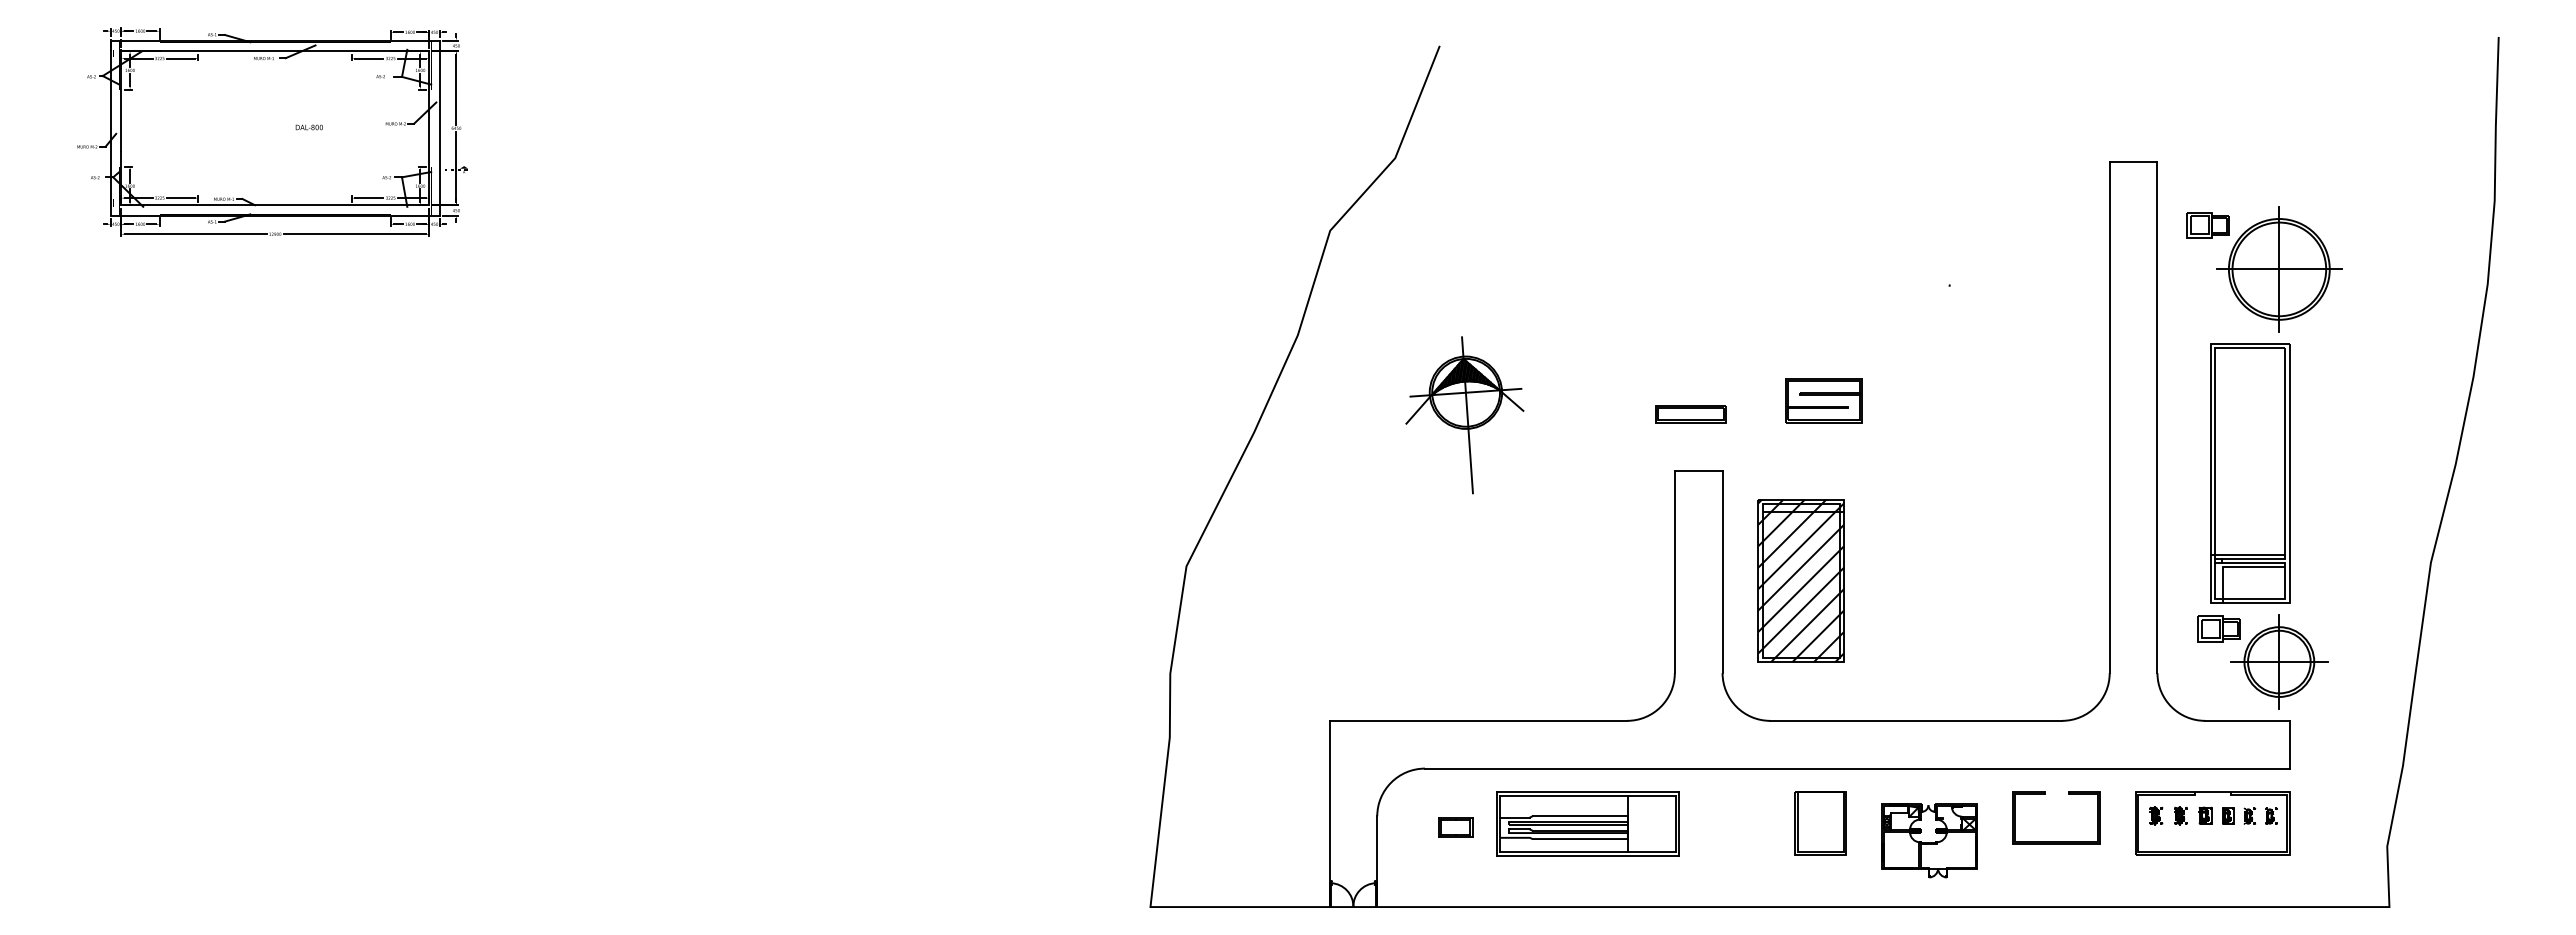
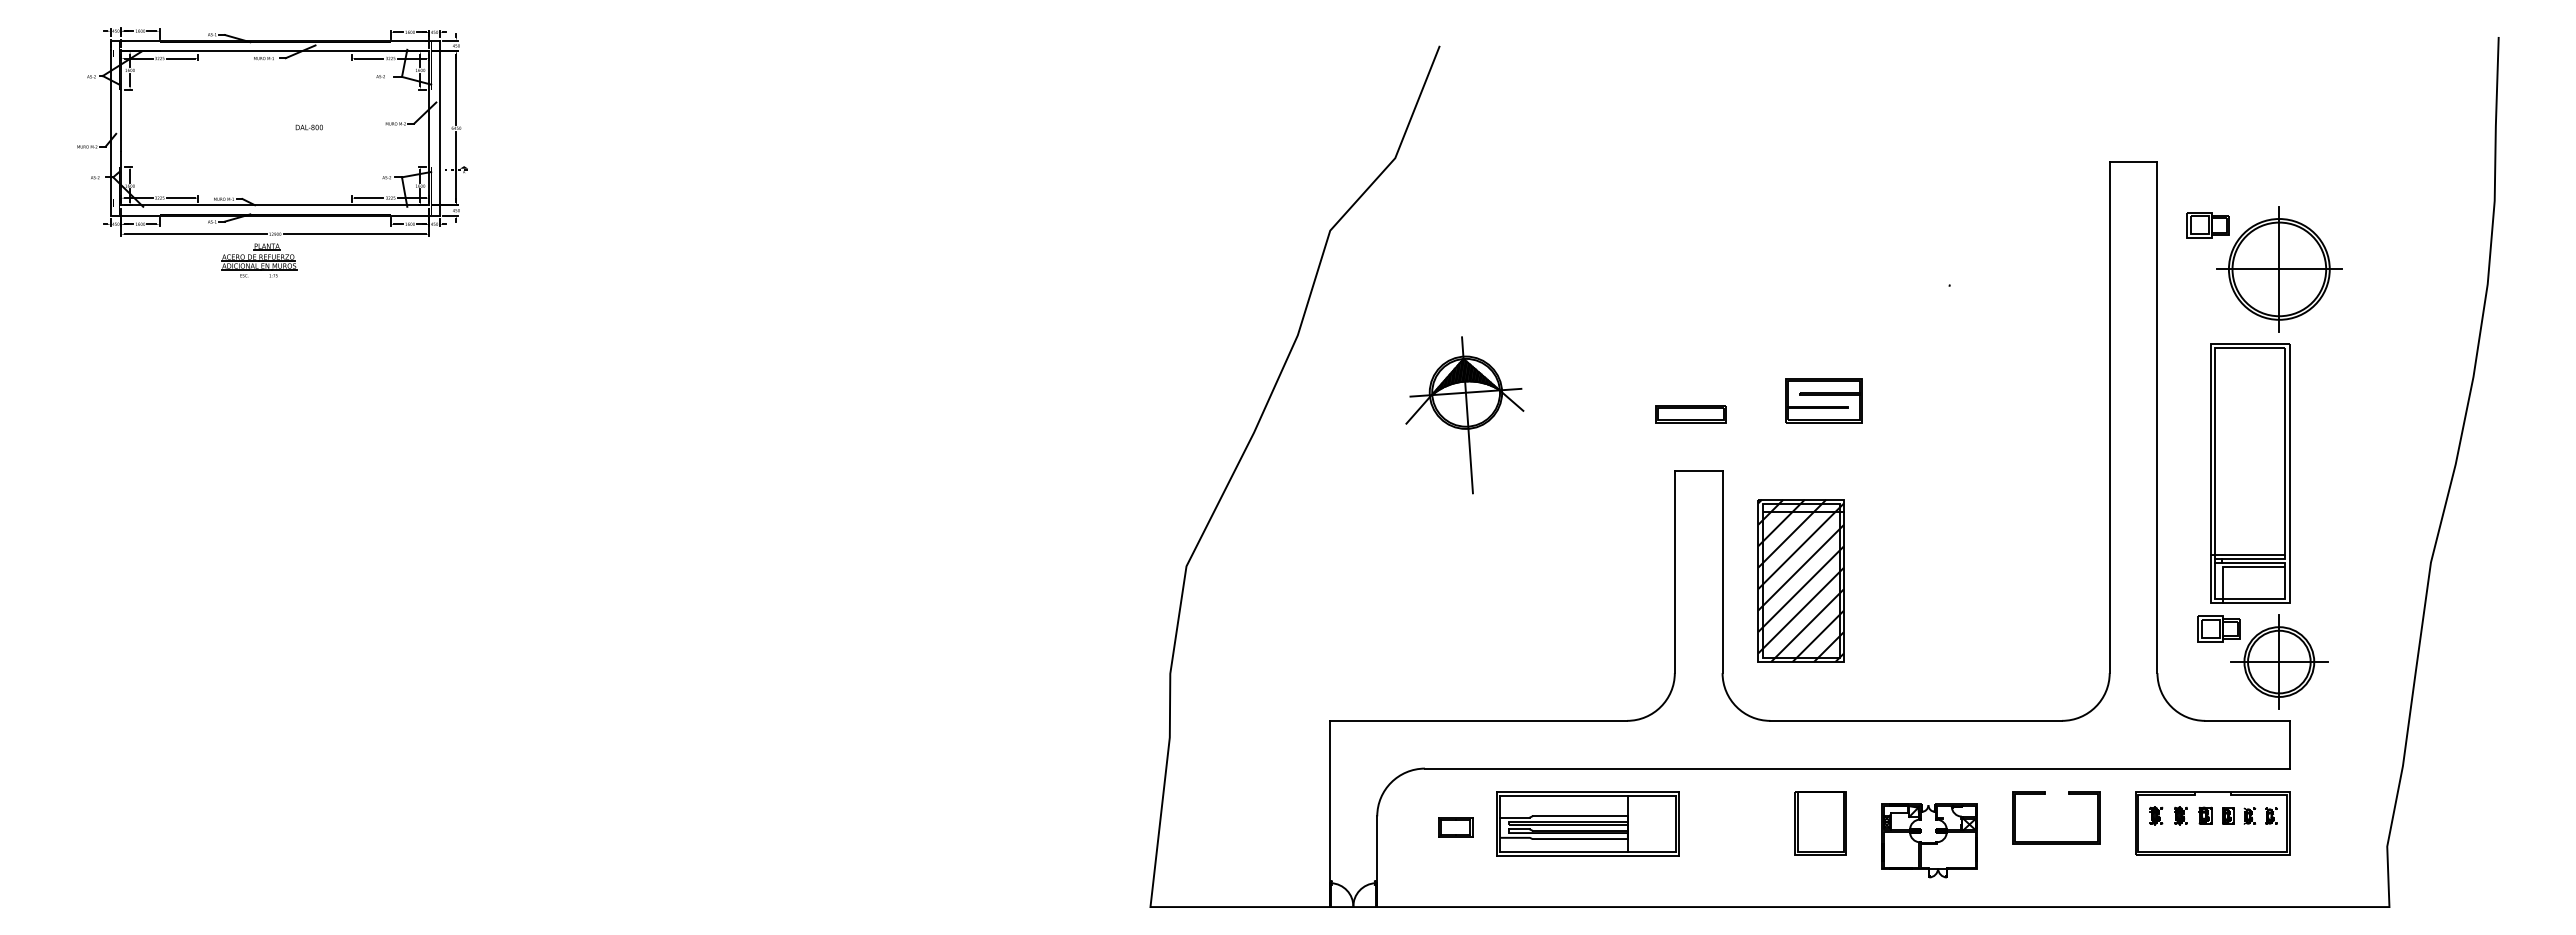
part: none -> present (259, 260)
